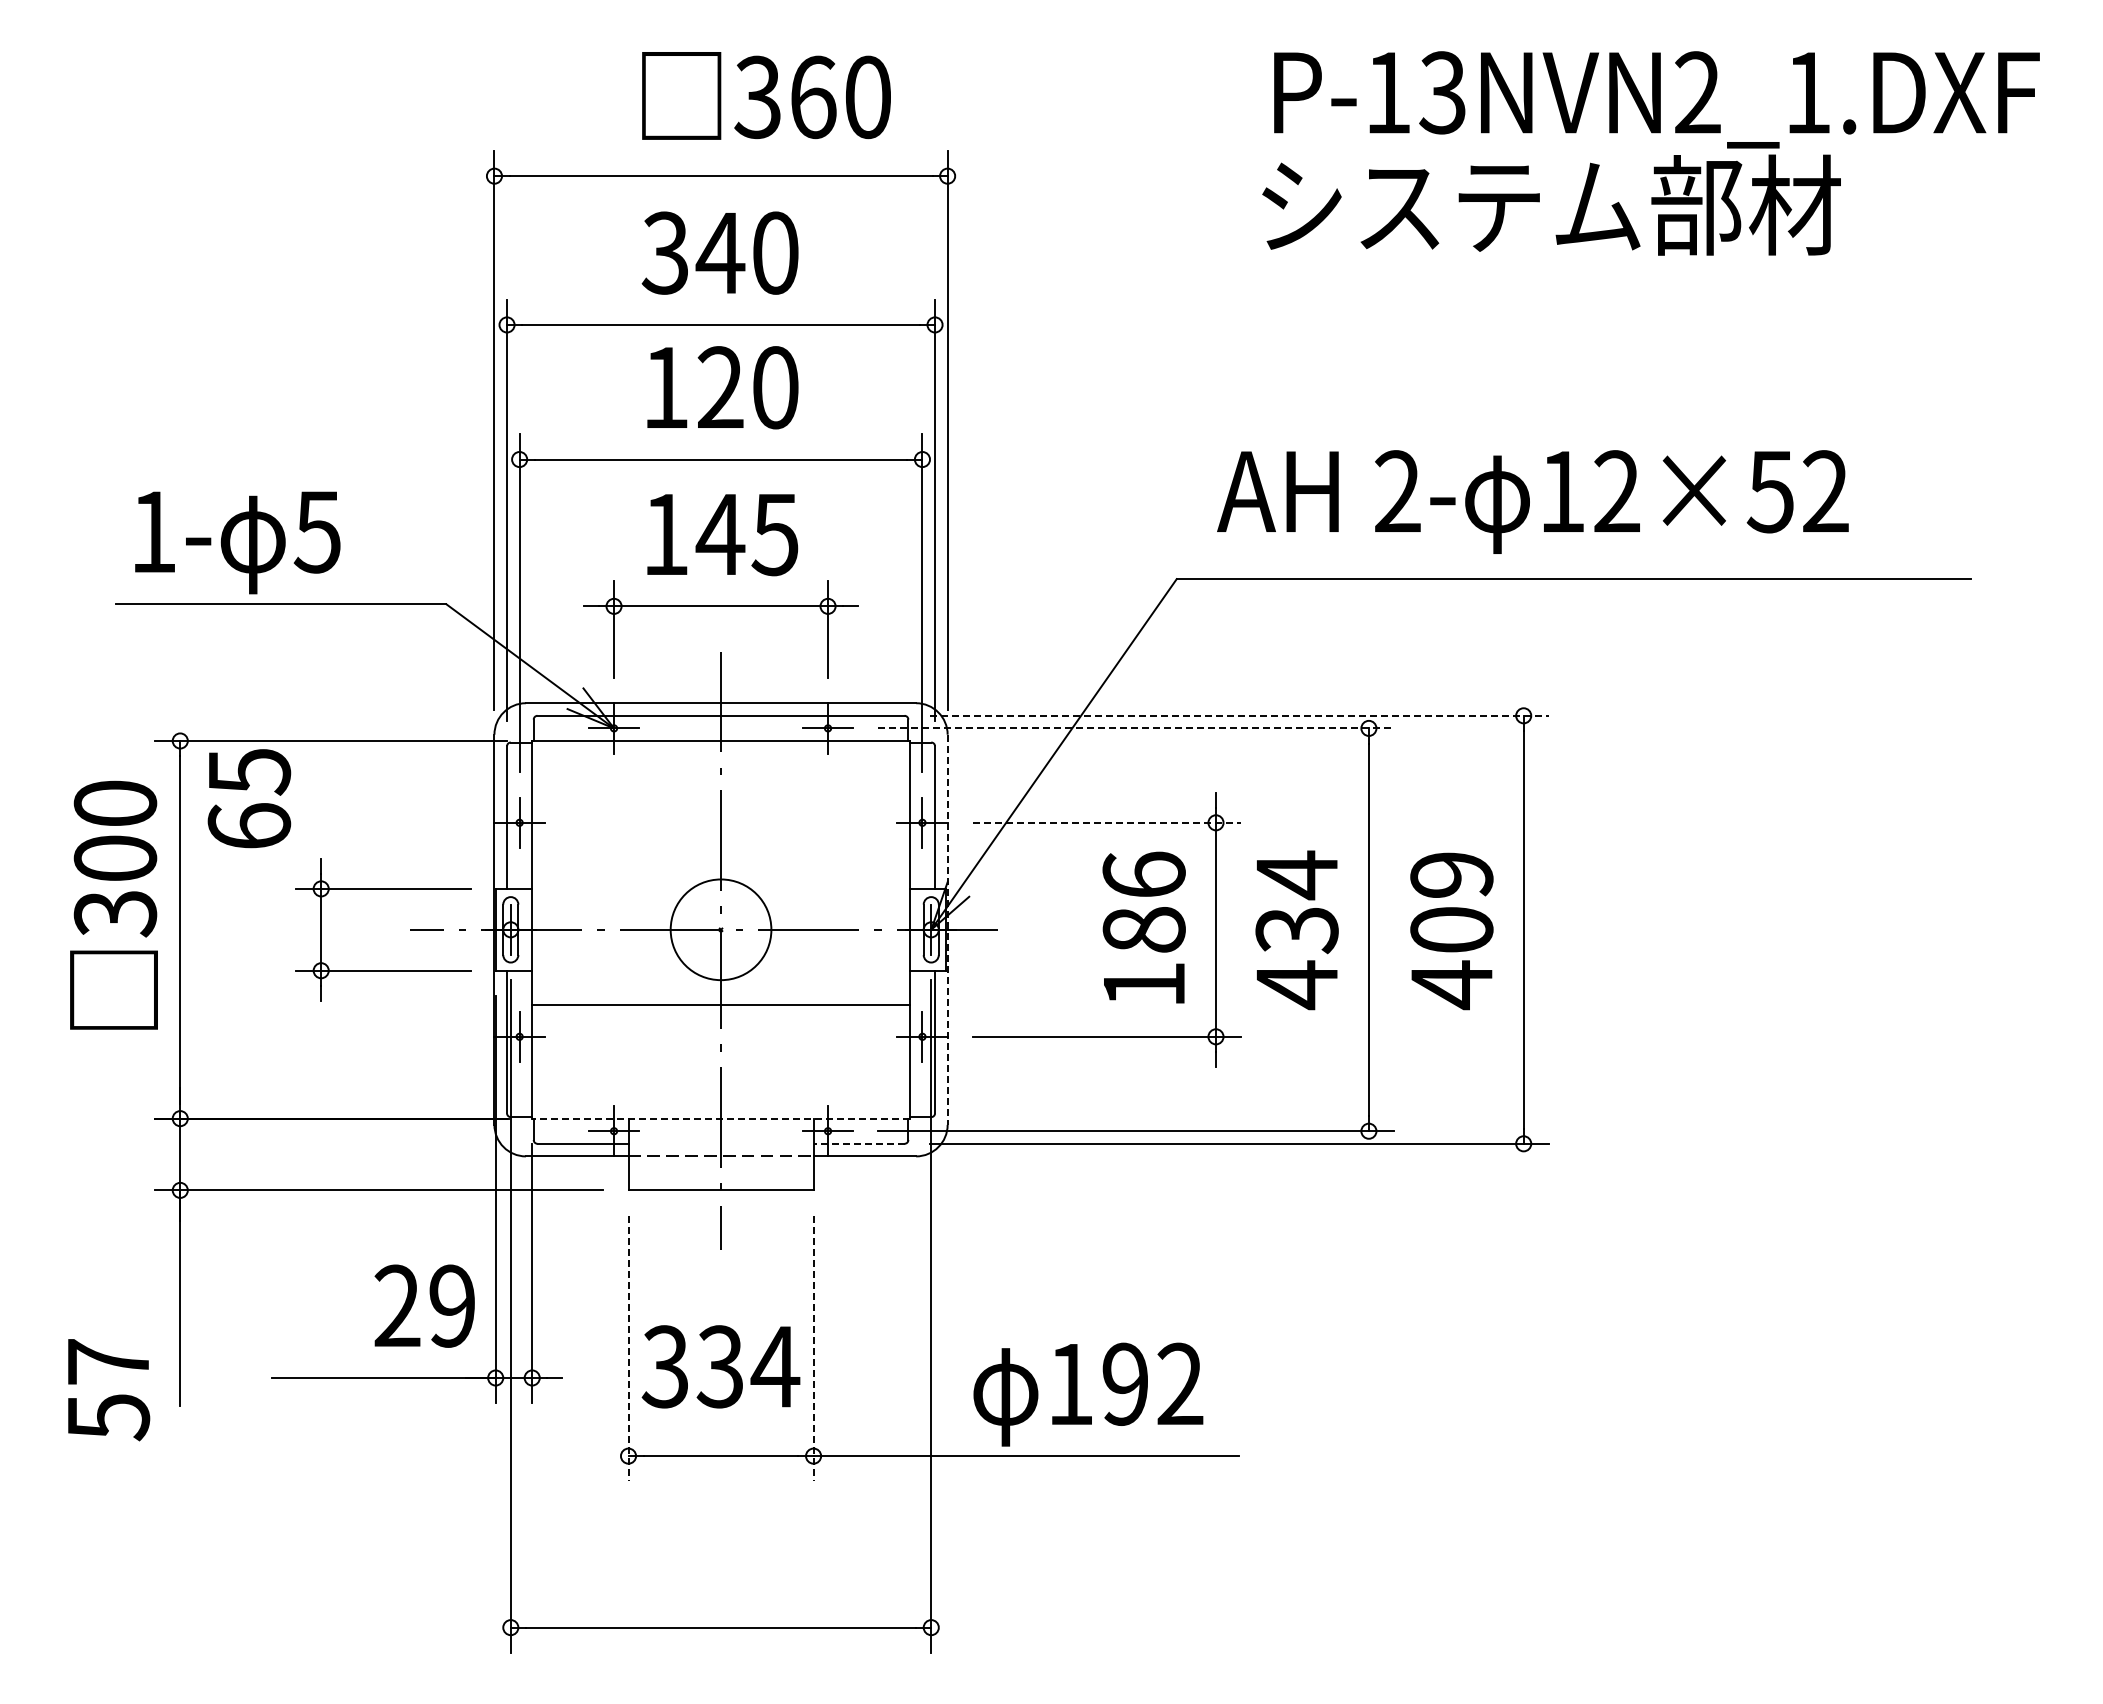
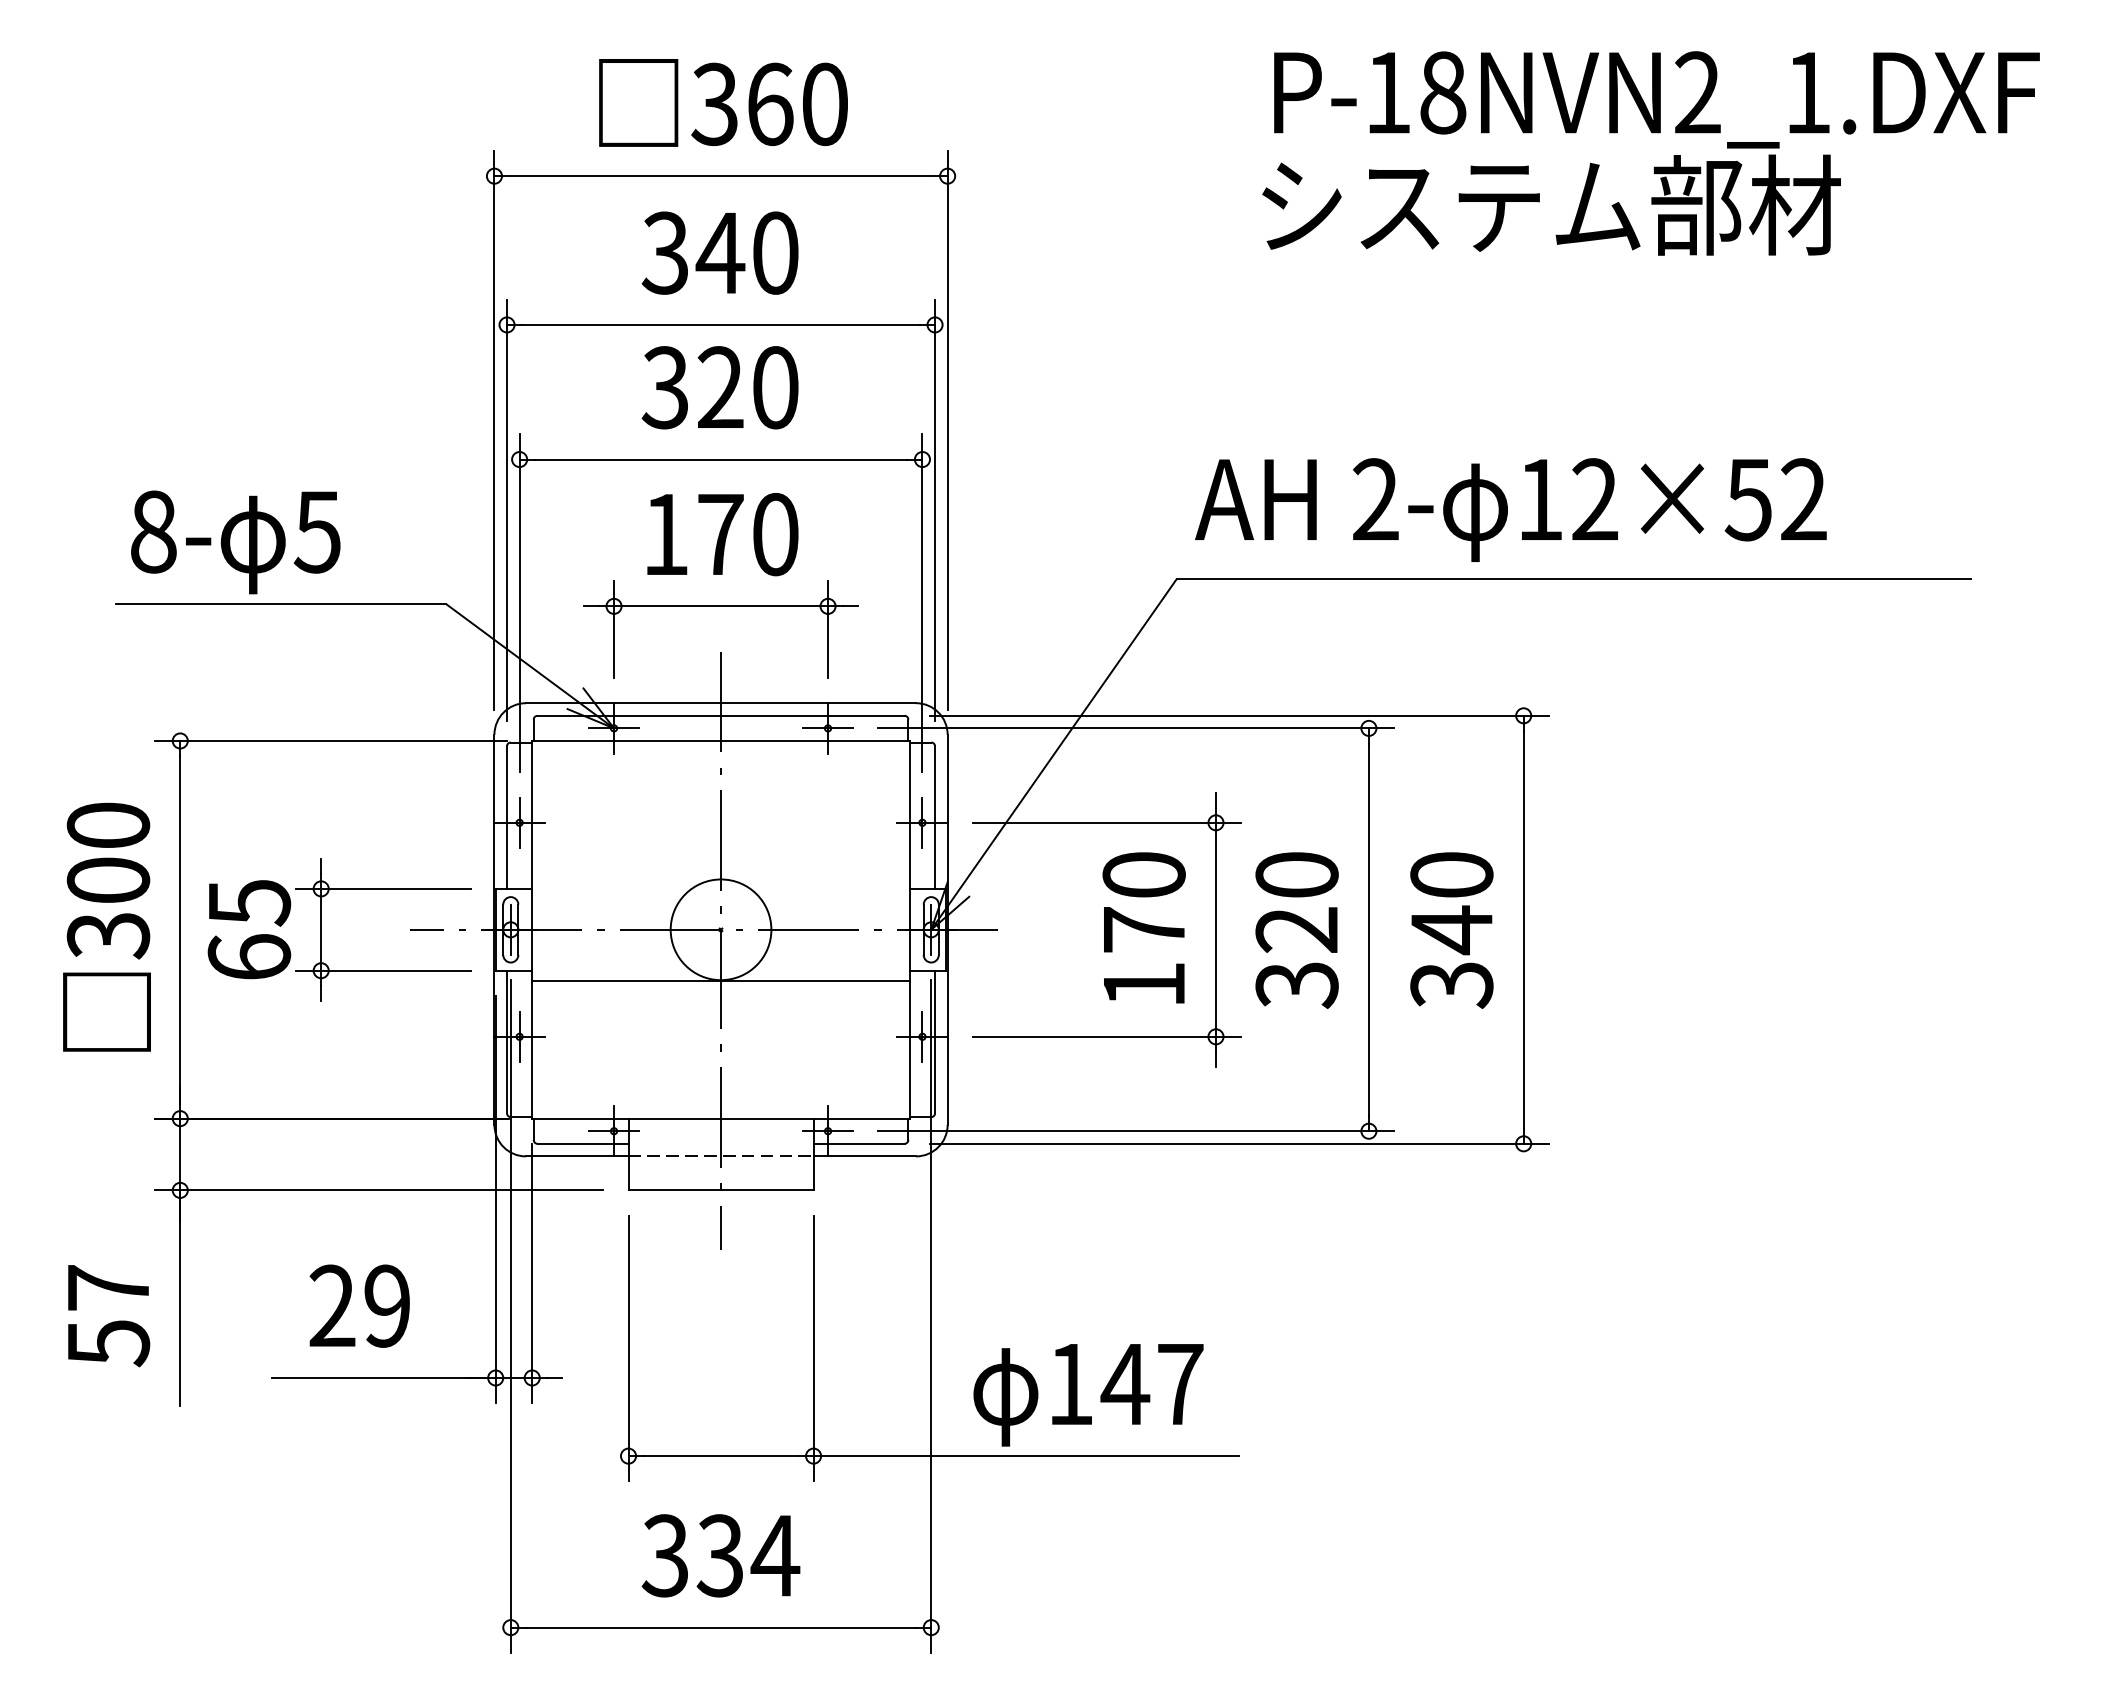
text: P-13NVN2_1.DXF -> P-18NVN2_1.DXF (1442, 92)
text position: (766, 95) -> (723, 102) (723, 102)
text: 120 -> 320 (664, 387)
text position: (1532, 501) -> (1510, 509) (1510, 509)
text: 1- -> 8- (153, 531)
text: 145 -> 170 (746, 534)
line: dashed -> solid (1239, 715)
line: dashed -> solid (1136, 728)
text position: (249, 798) -> (249, 929) (249, 929)
line: dashed -> solid (1107, 822)
text: 186 -> 170 (1143, 901)
text position: (113, 904) -> (106, 926) (106, 926)
line: dashed -> solid (947, 930)
text: 434 -> 320 (1296, 930)
text: 409 -> 340 (1451, 931)
line position: (720, 1004) -> (720, 980) (720, 980)
line: dashed -> solid (721, 1118)
line: dashed -> solid (859, 1143)
text position: (424, 1305) -> (359, 1305) (359, 1305)
line: dashed -> solid (628, 1348)
line: dashed -> solid (813, 1348)
text position: (720, 1366) -> (720, 1555) (720, 1555)
text: 192 -> 147 (1151, 1383)
text position: (109, 1390) -> (109, 1316) (109, 1316)
